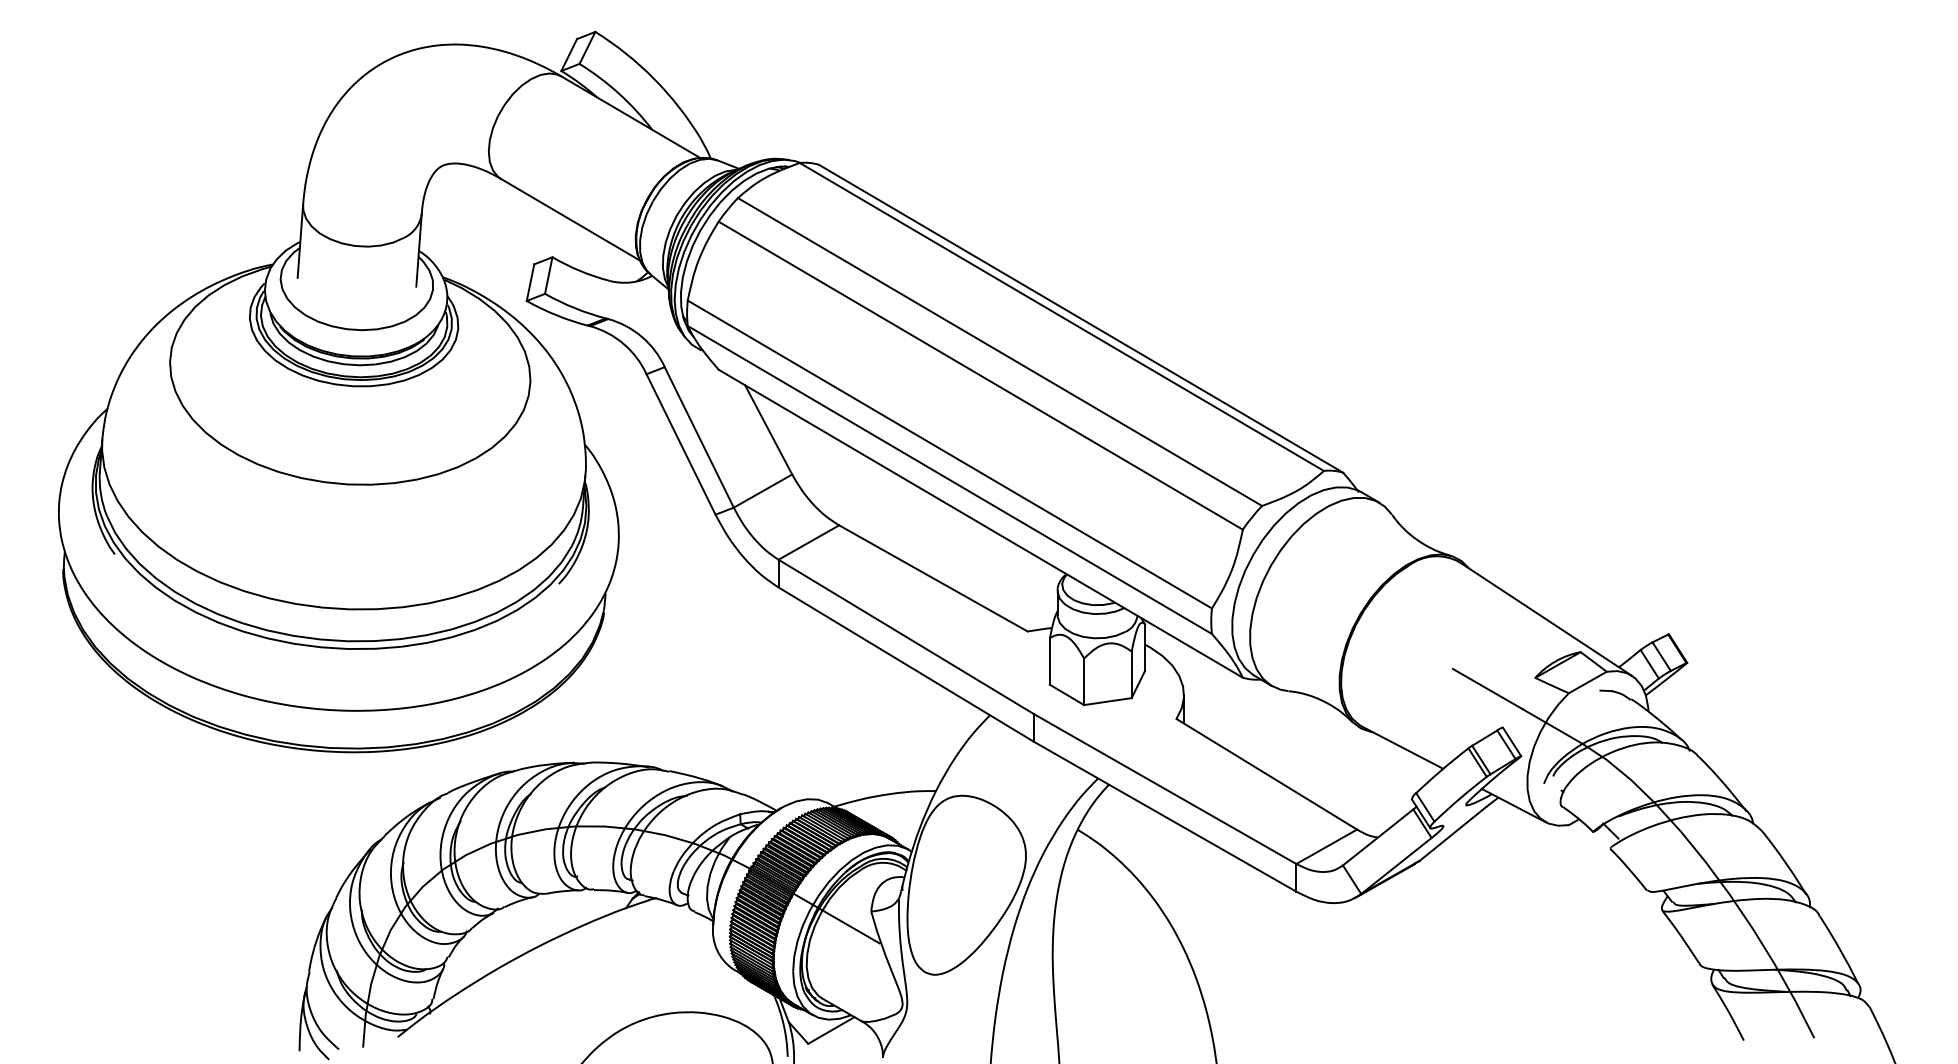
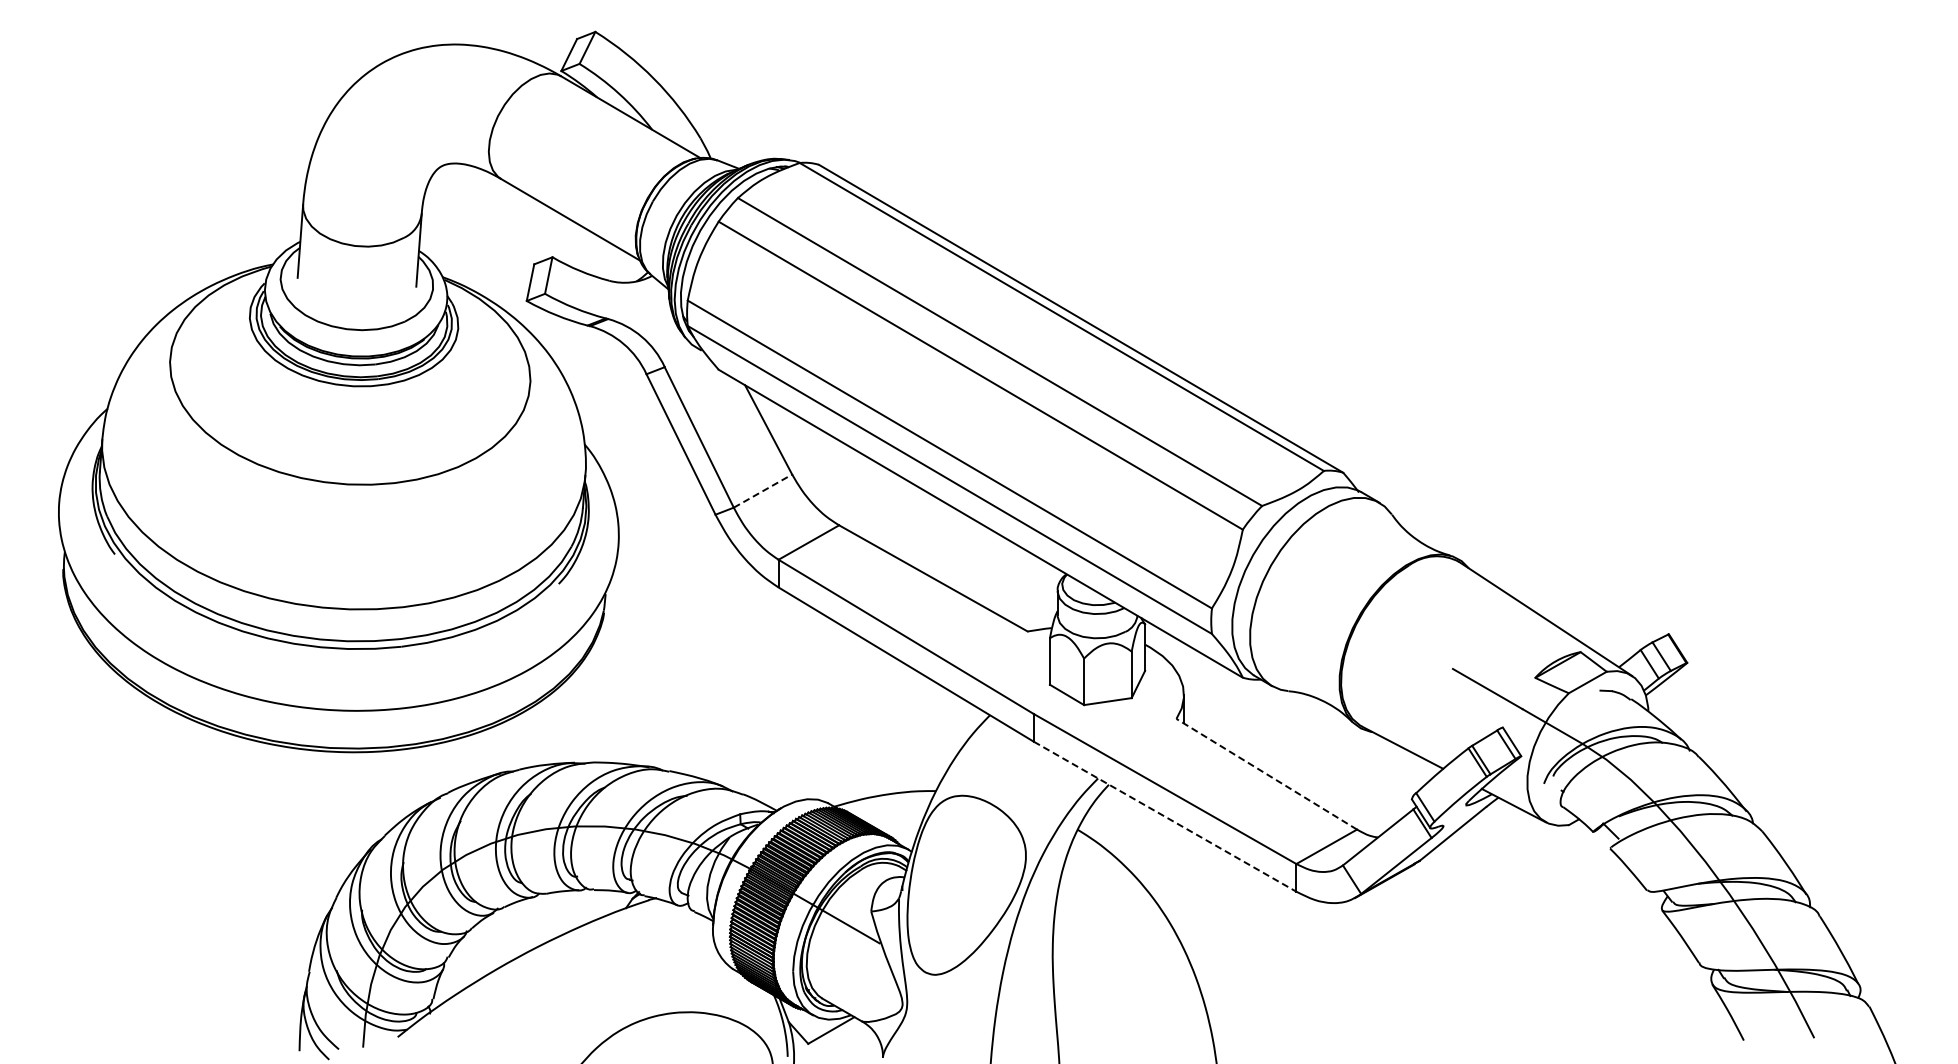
line: solid -> dashed (763, 491)
line: solid -> dashed (1266, 774)
line: solid -> dashed (1165, 816)
